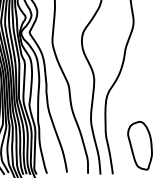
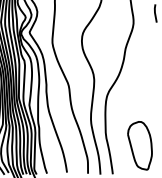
line: none -> present (155, 13)
